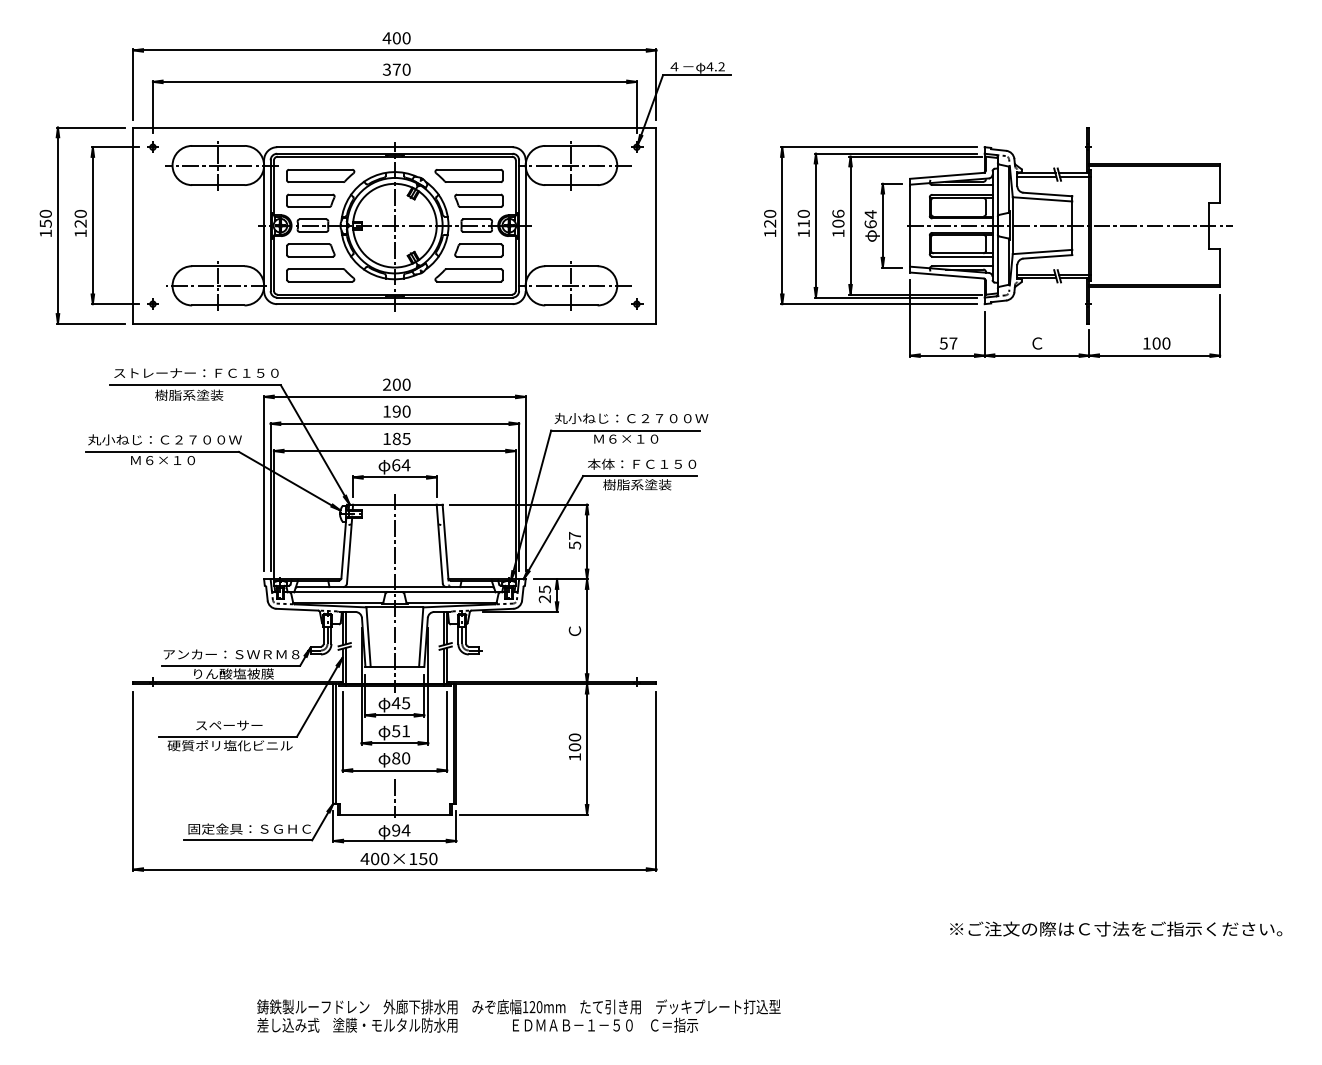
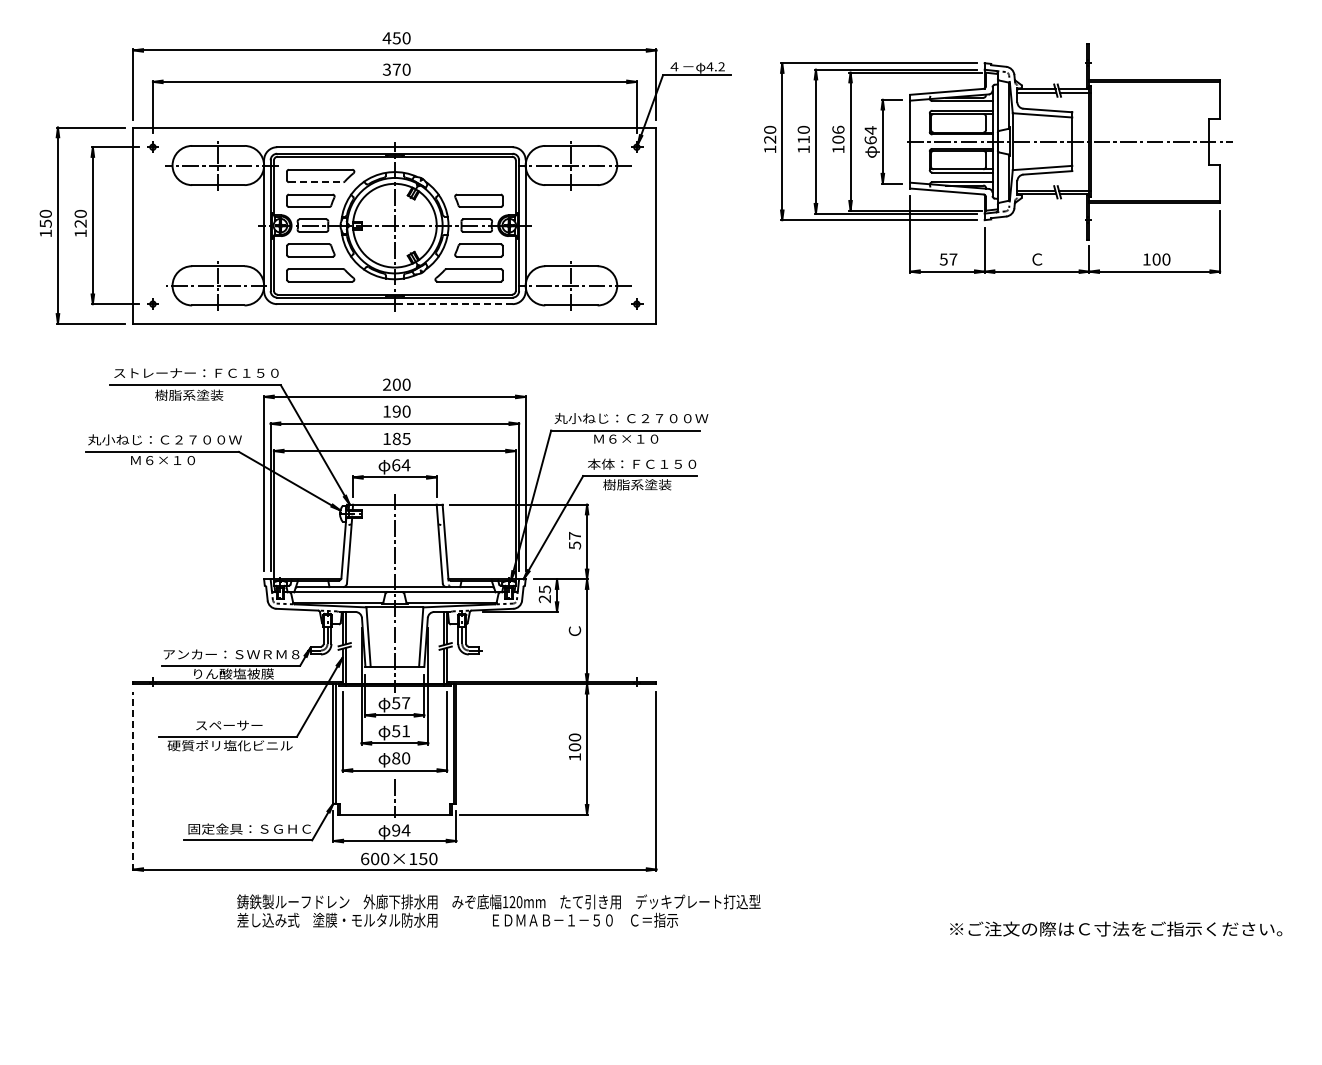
text: 400 -> 450 (396, 38)
part: present -> none (468, 175)
line: solid -> dashed (316, 182)
part position: (998, 242) -> (998, 158) (998, 158)
line: solid -> dashed (453, 304)
text: 45 -> 57 (400, 703)
line: solid -> dashed (133, 780)
text: 400×150 -> 600×150 (364, 858)
text position: (518, 1015) -> (498, 910) (498, 910)
